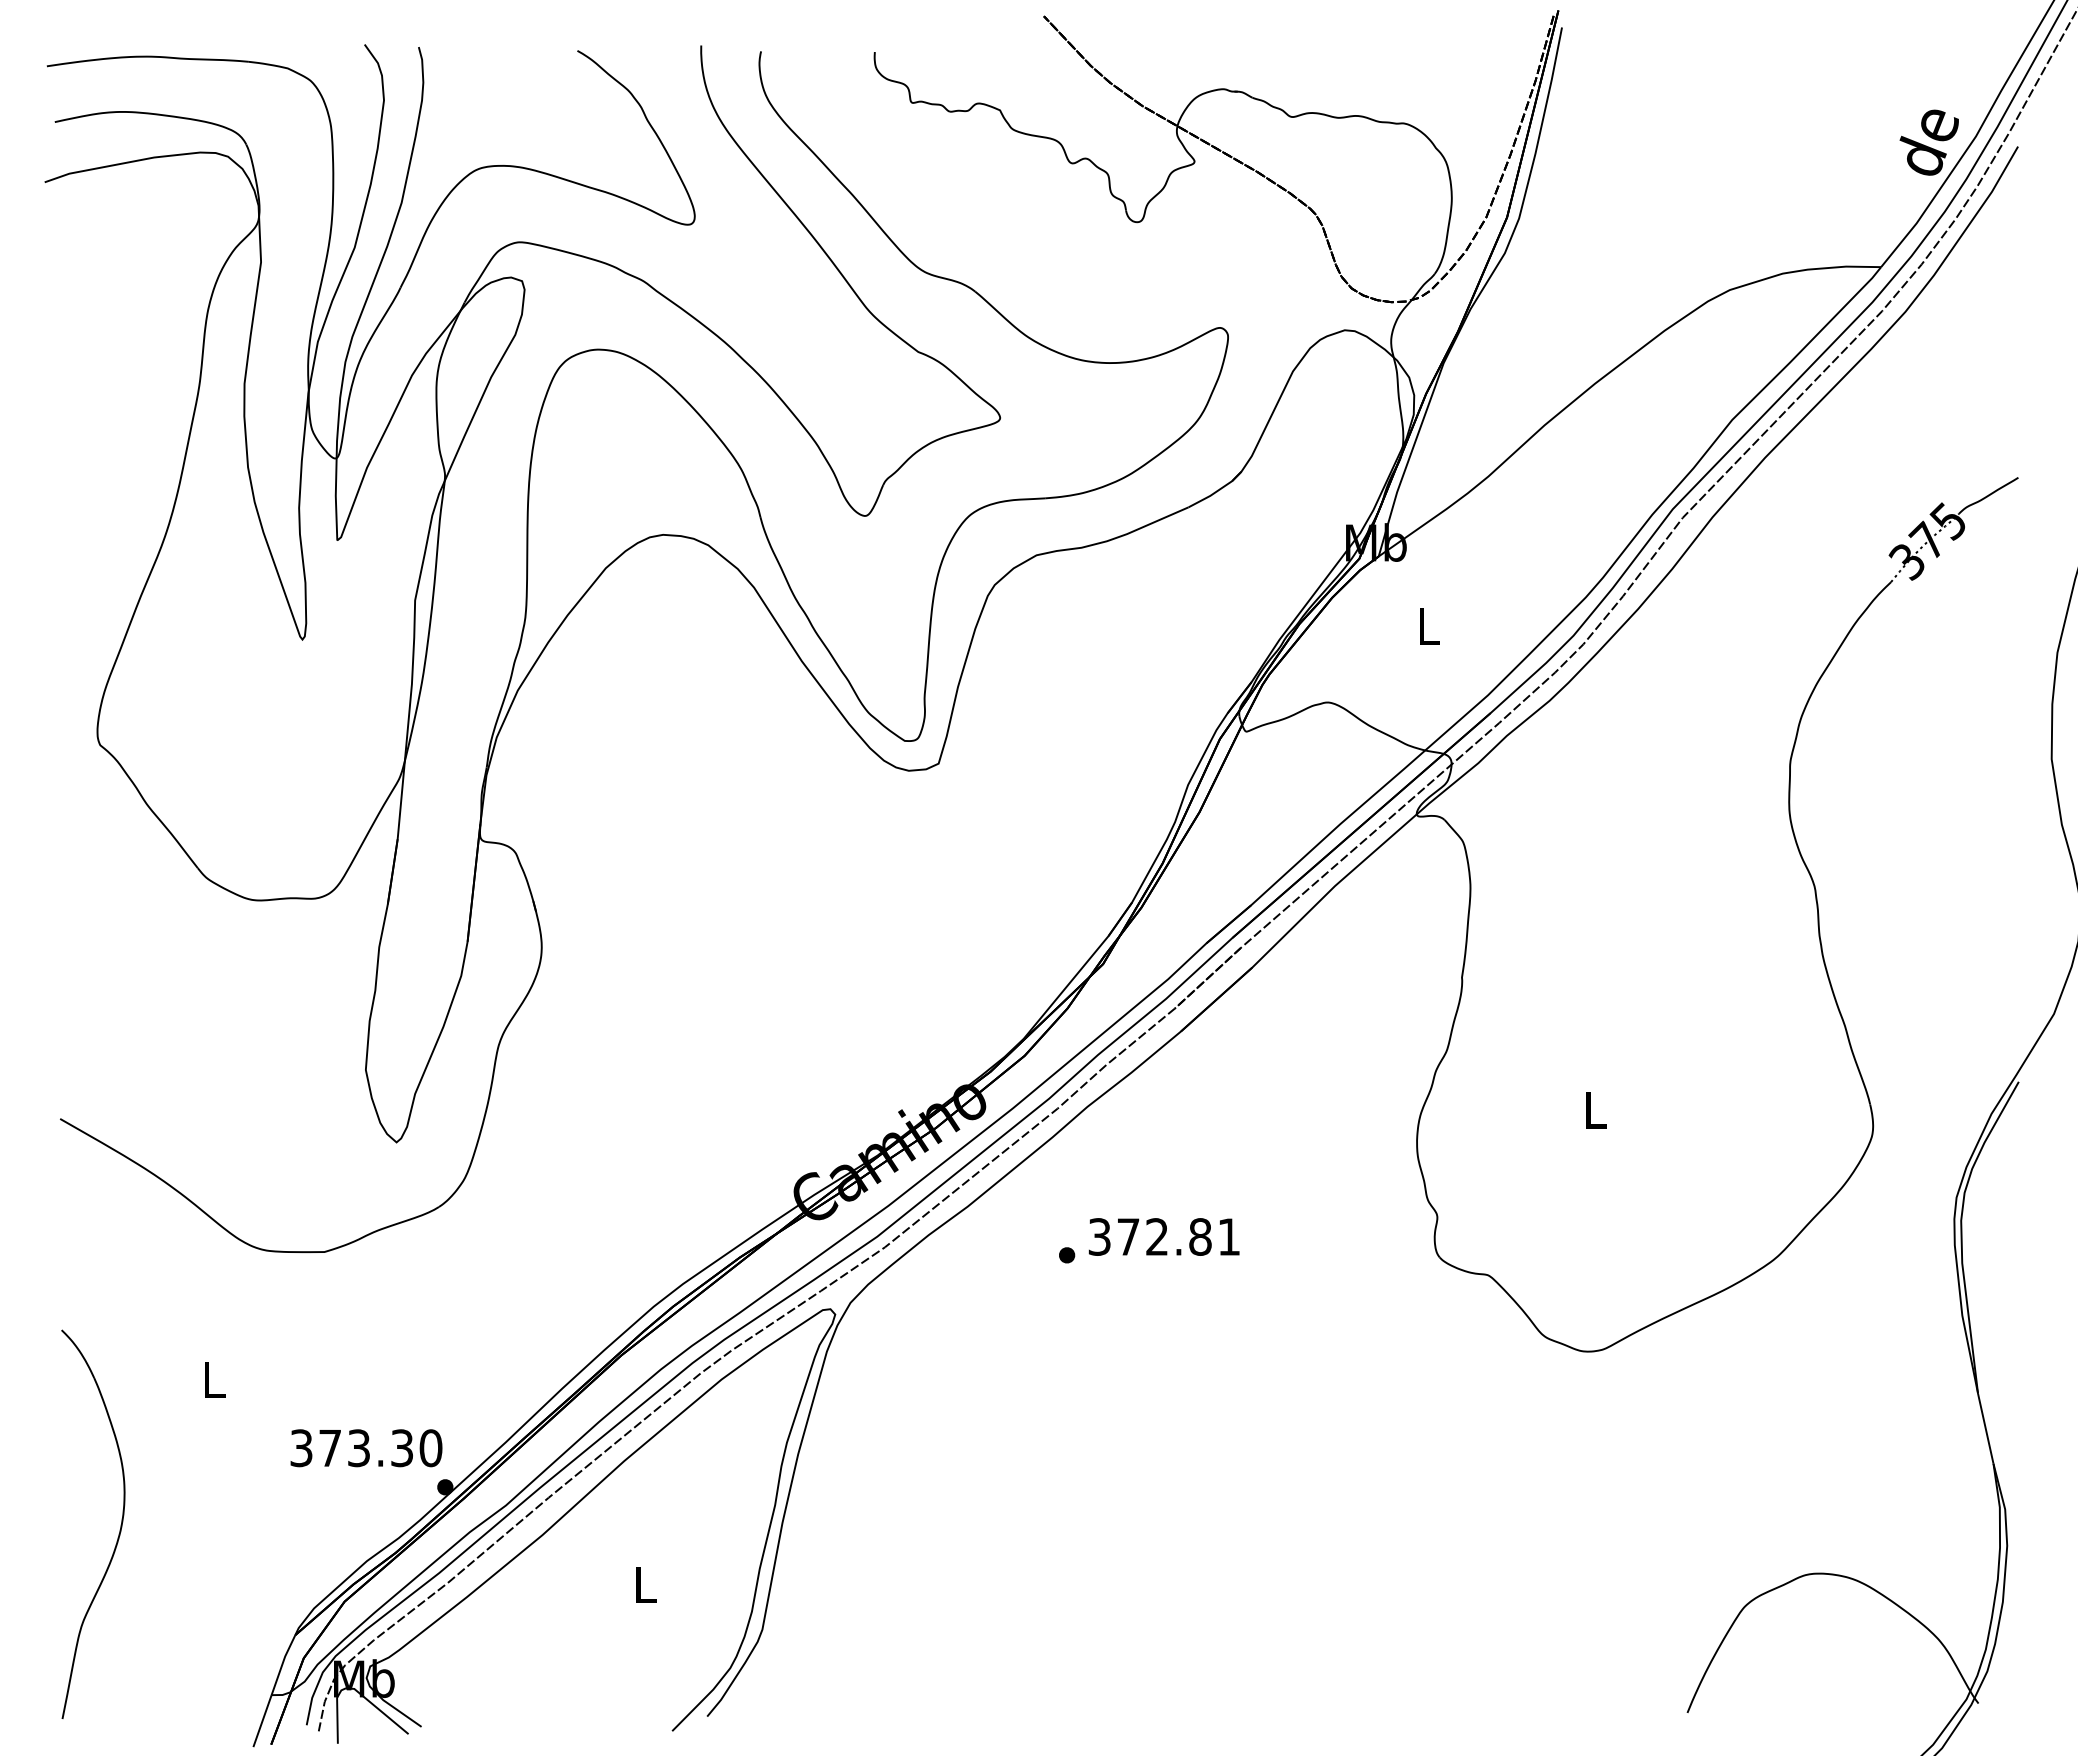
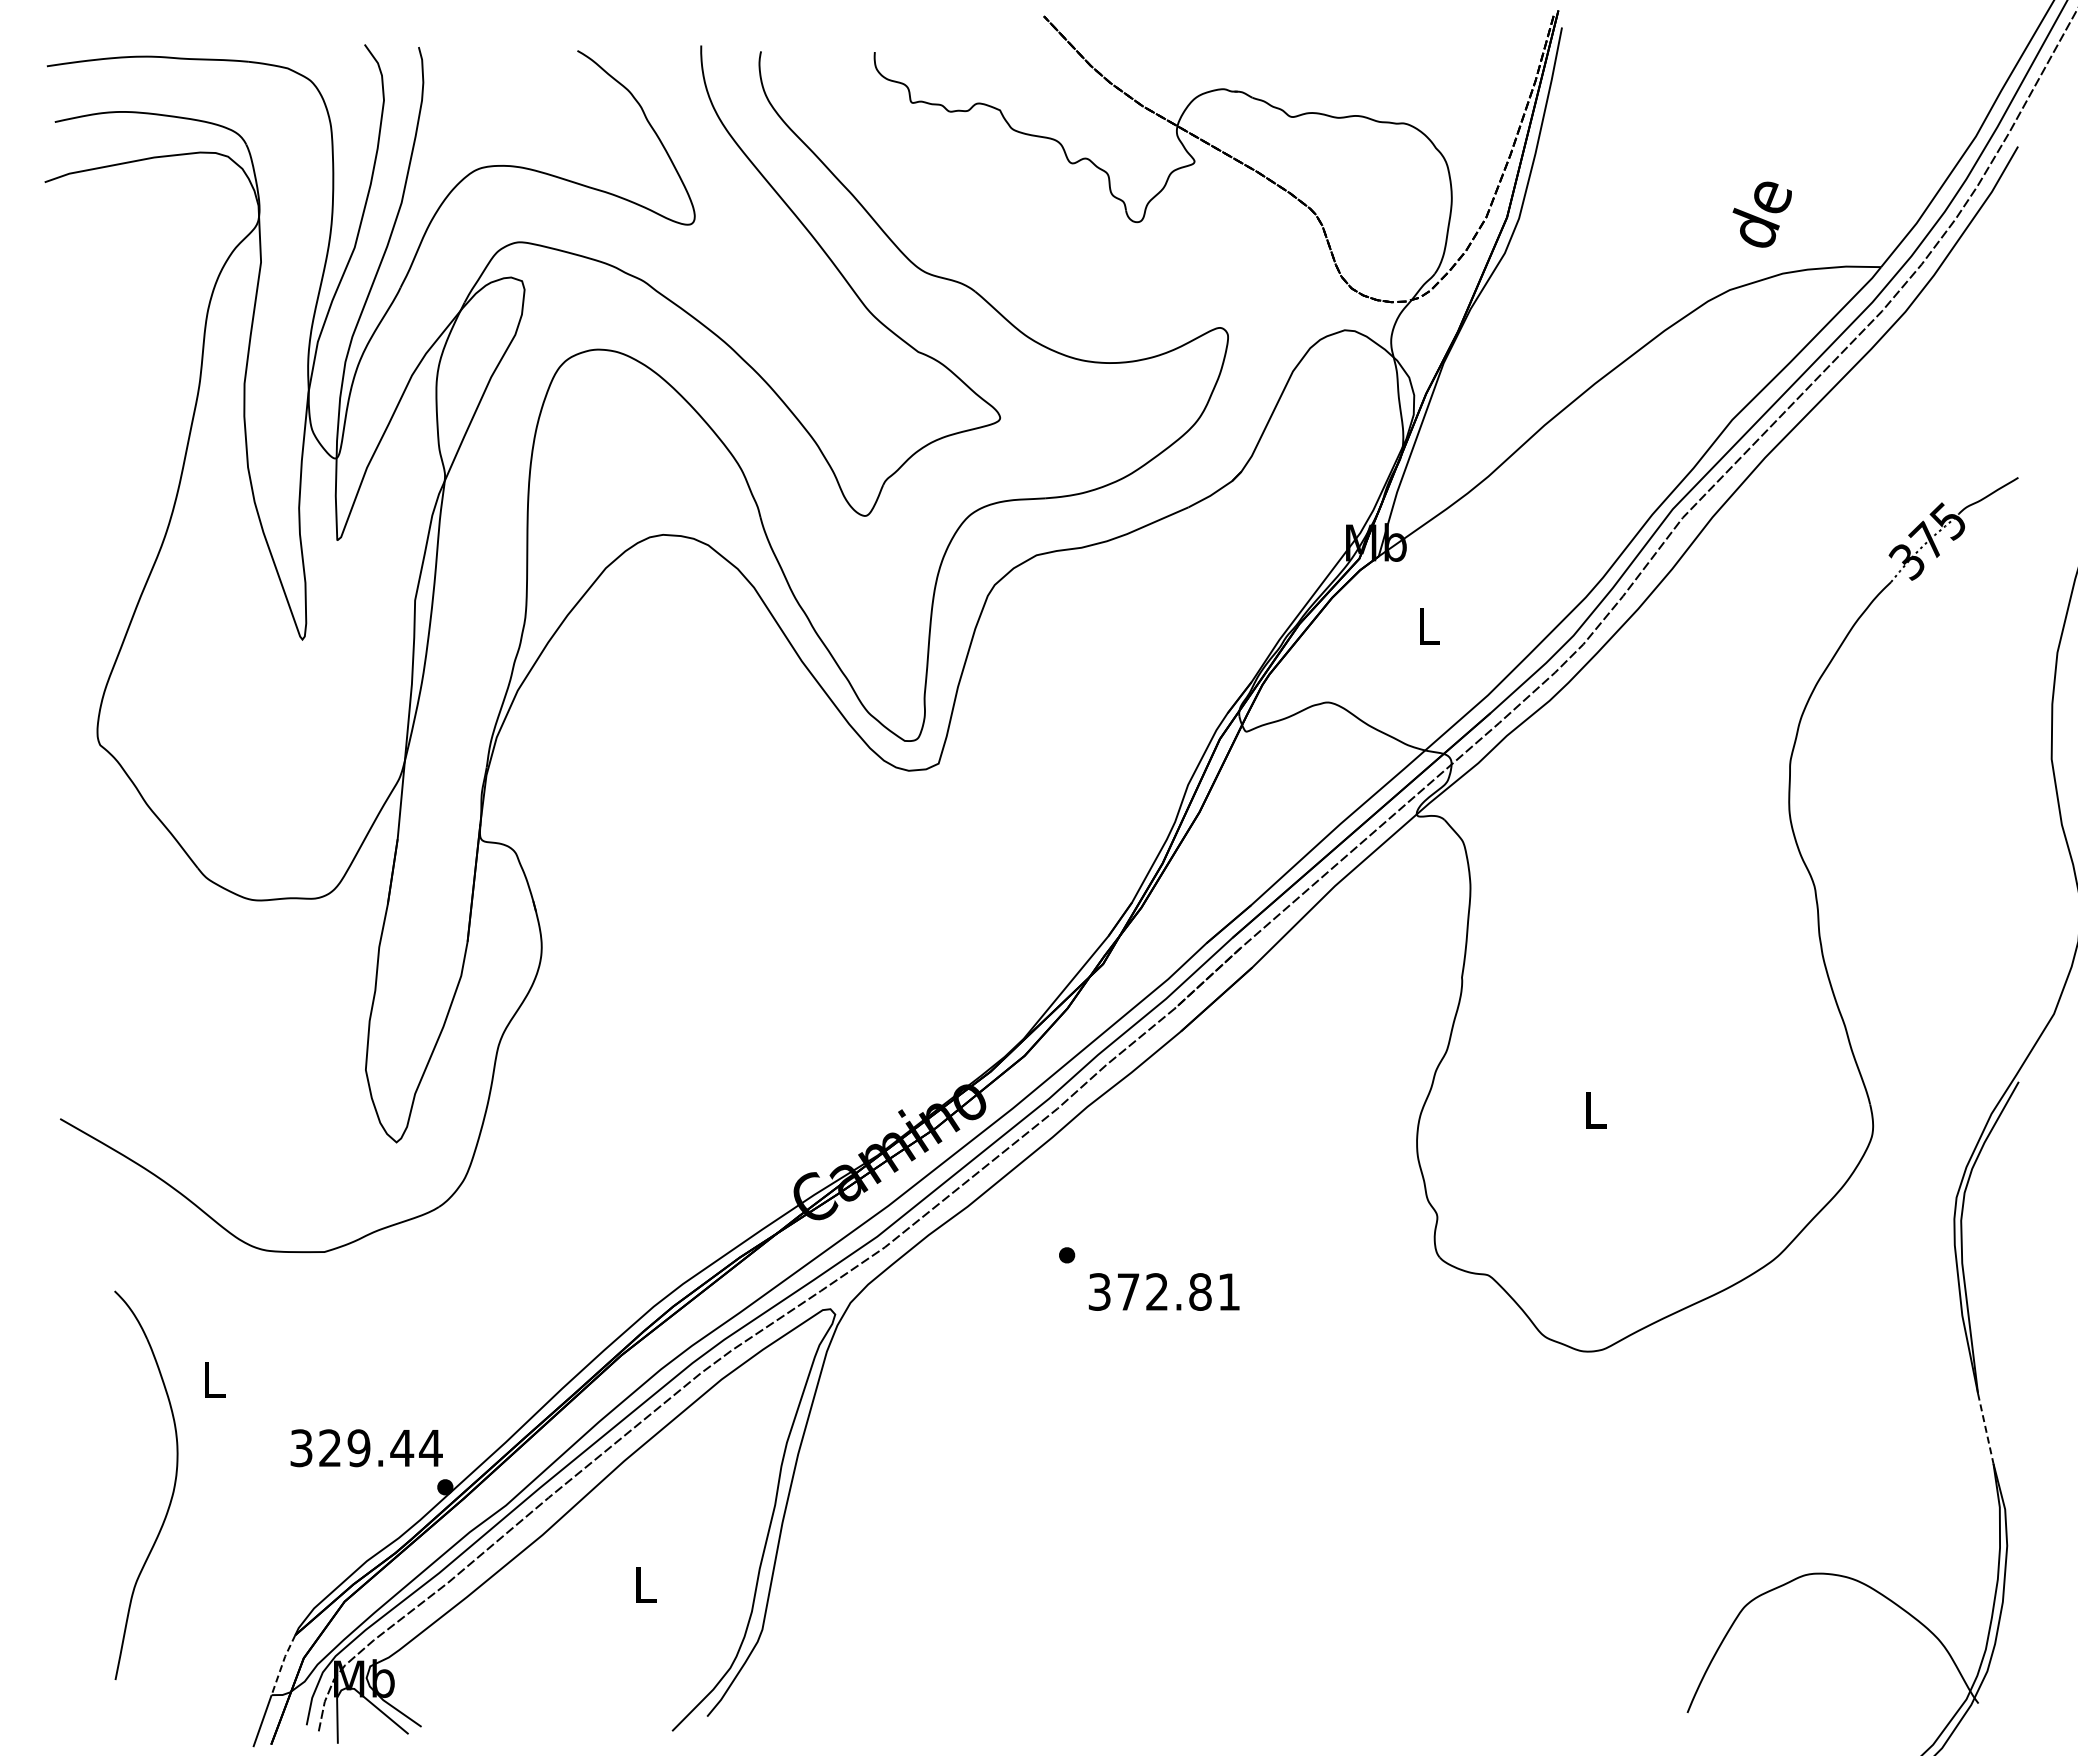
text position: (1928, 142) -> (1761, 214) (1761, 214)
text position: (1163, 1236) -> (1163, 1291) (1163, 1291)
line: solid -> dashed (1985, 1428)
text: 373.30 -> 329.44 (380, 1448)
part position: (119, 1529) -> (172, 1490) (172, 1490)
line: solid -> dashed (282, 1664)
